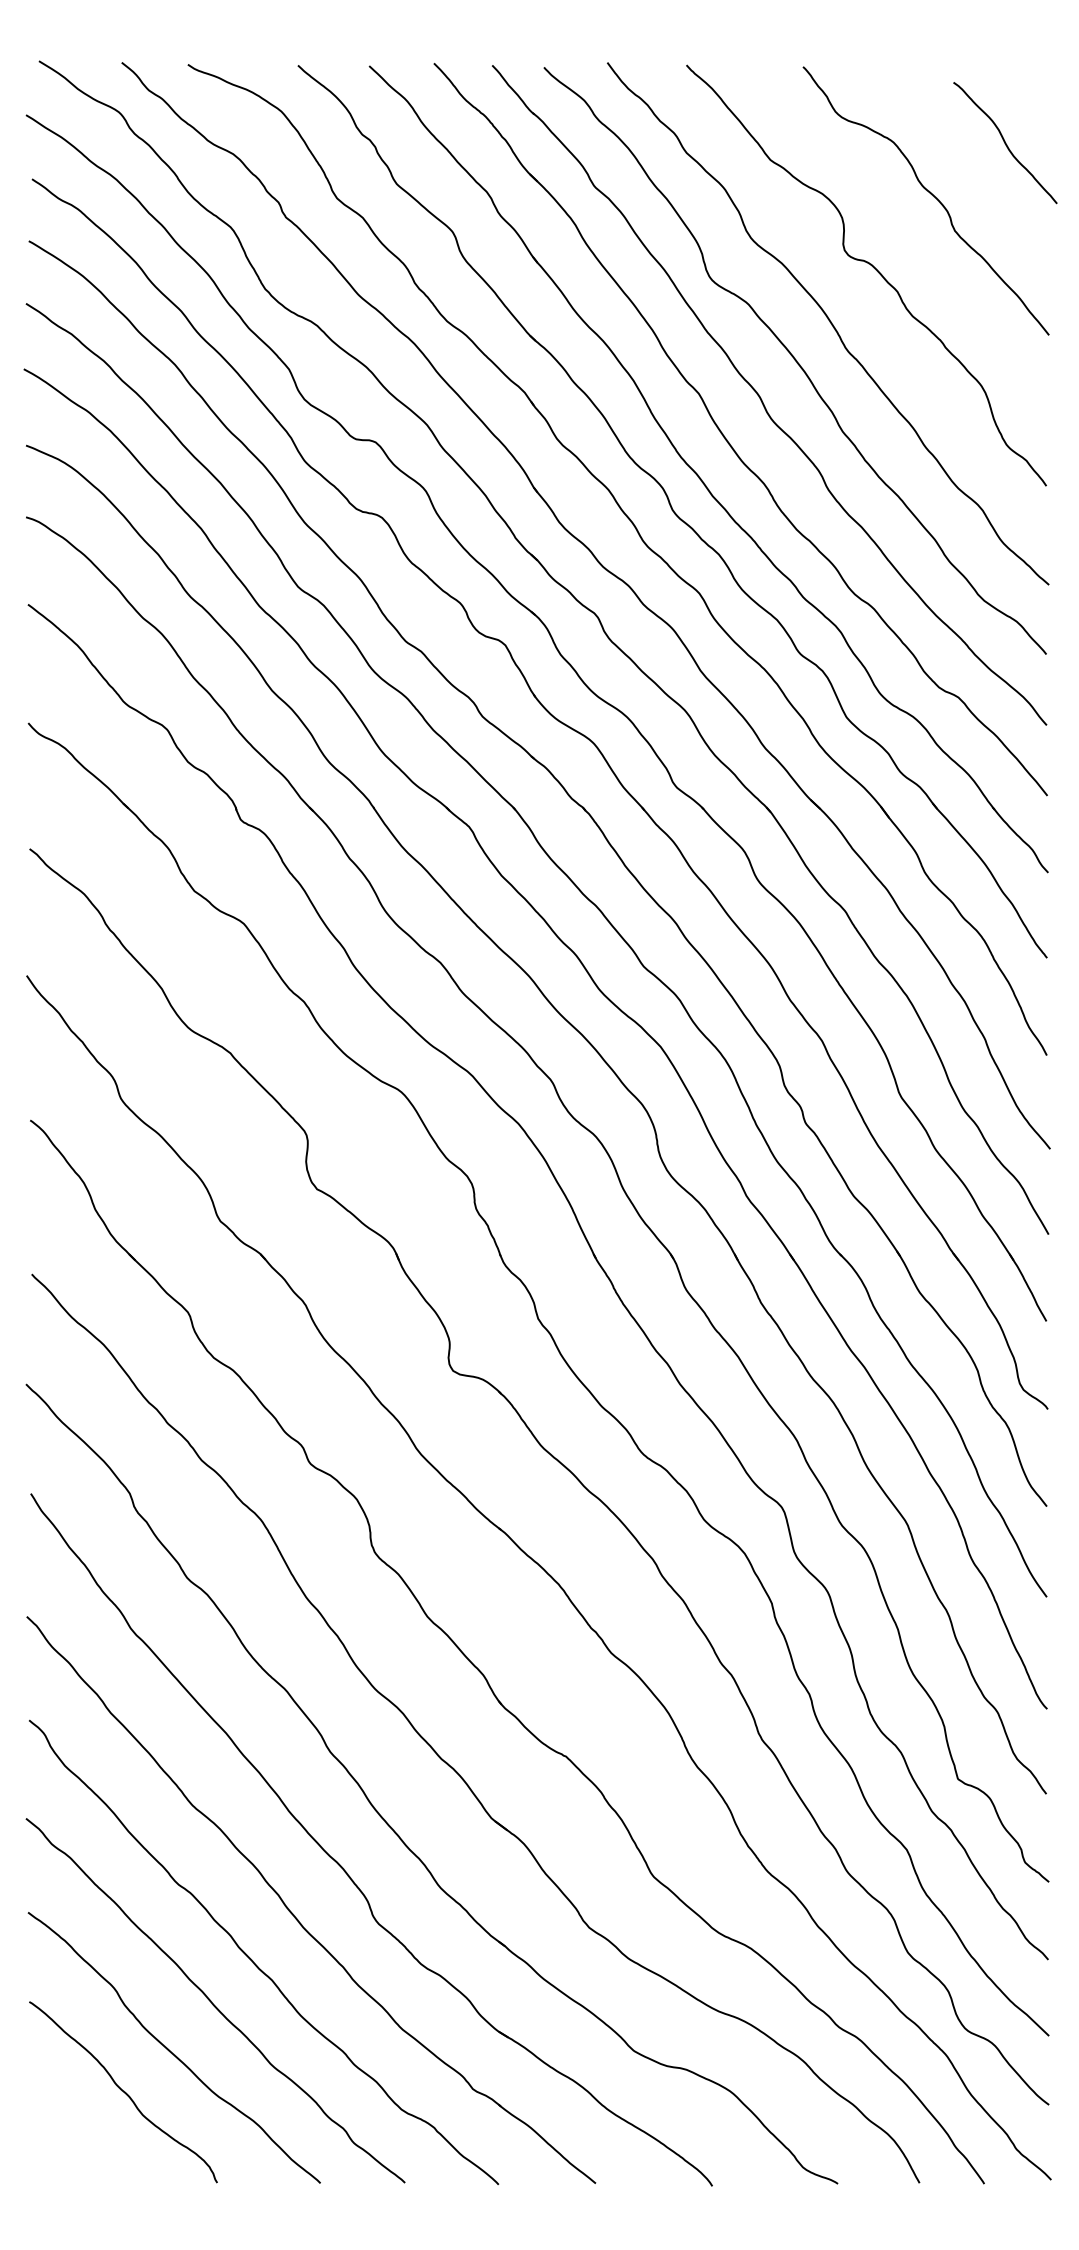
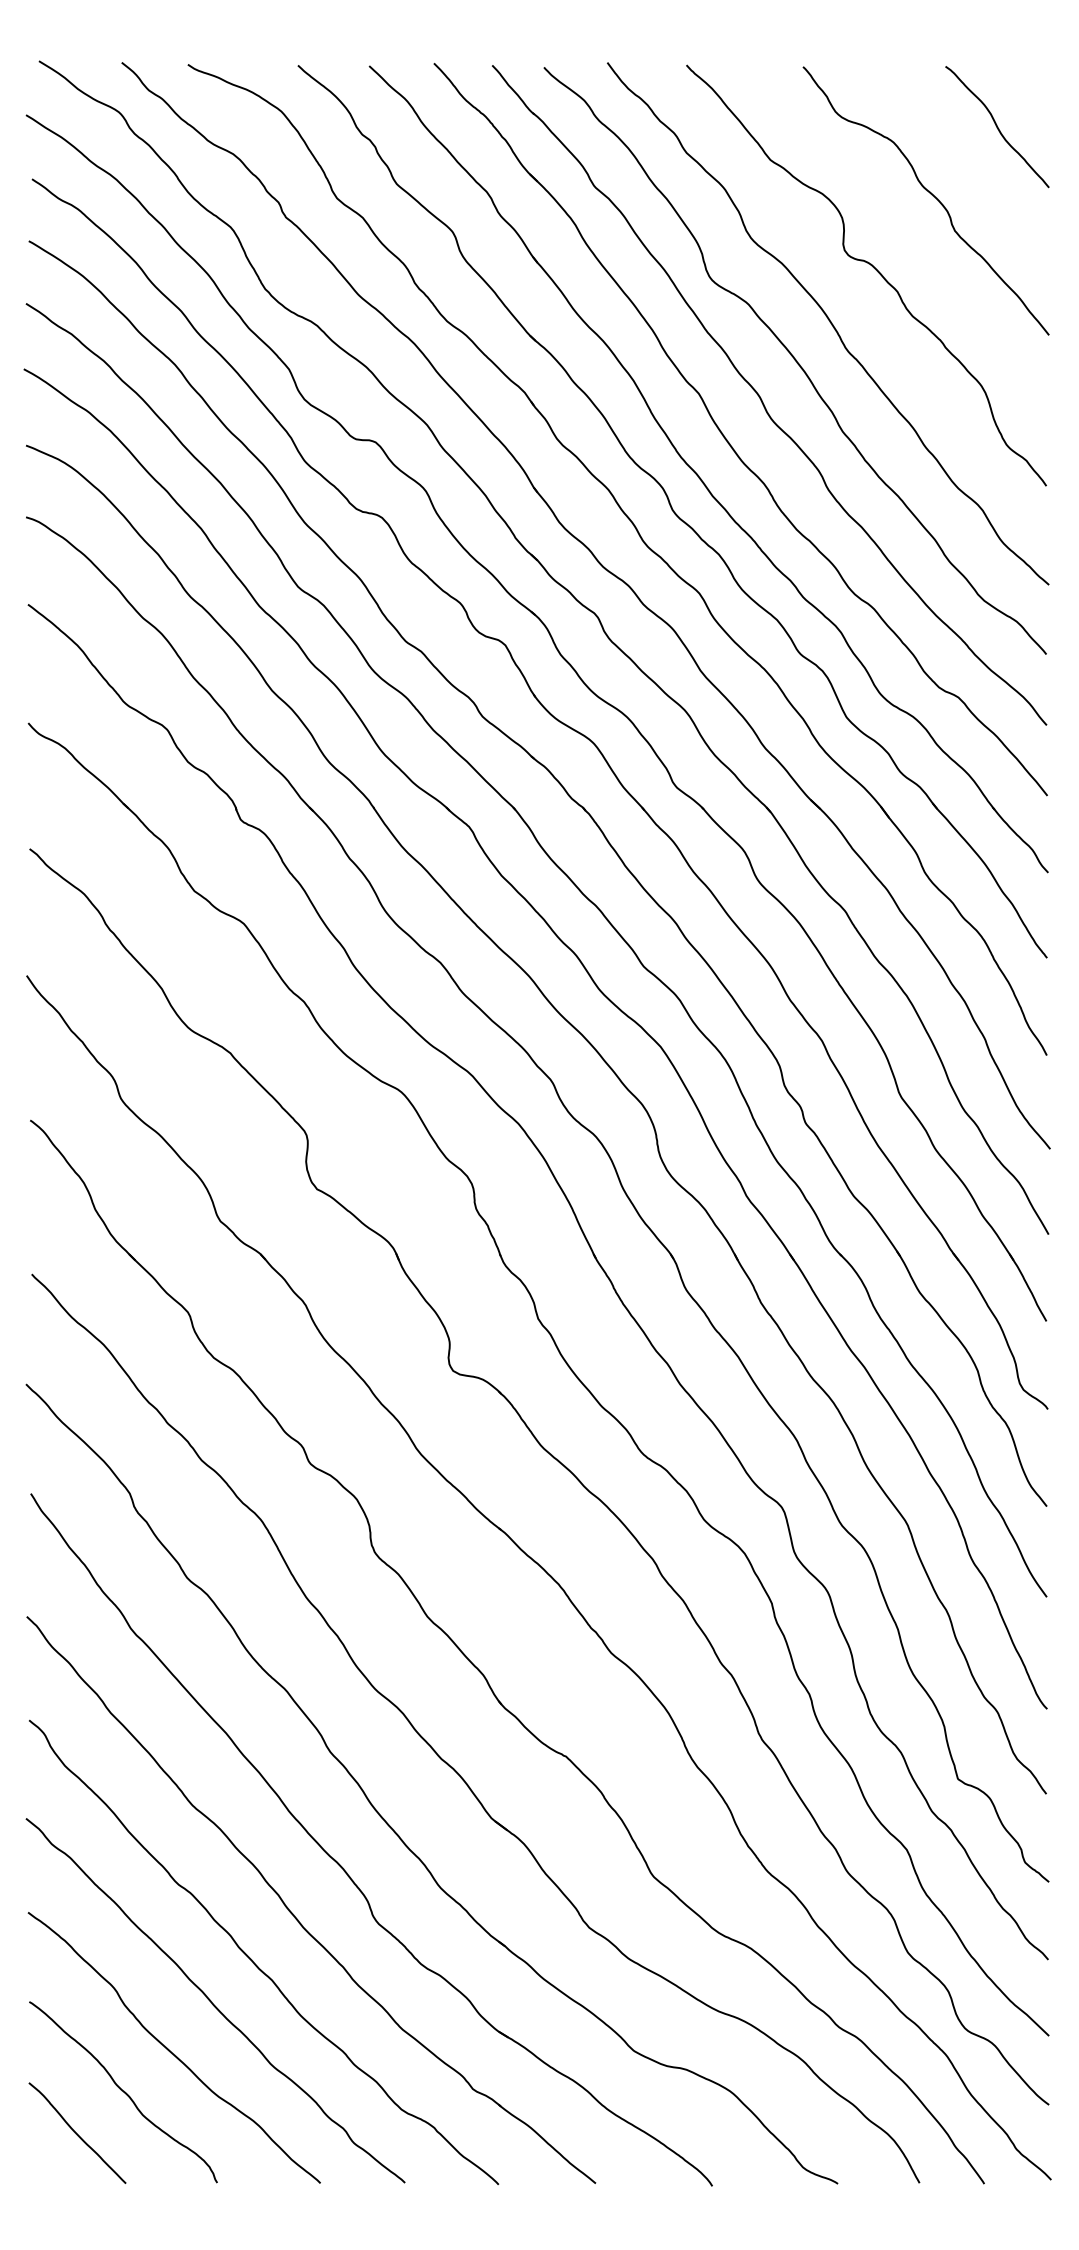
curve position: (1005, 143) -> (997, 127) (997, 127)
curve: none -> present (76, 2132)
